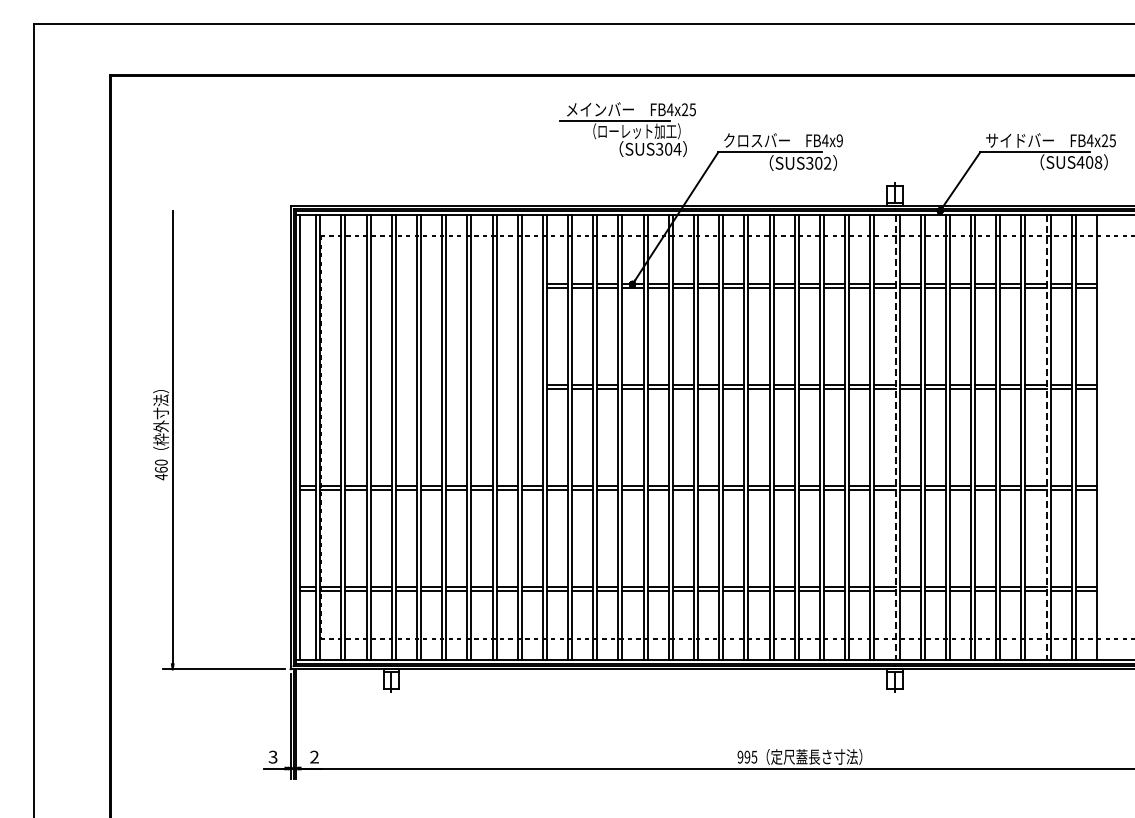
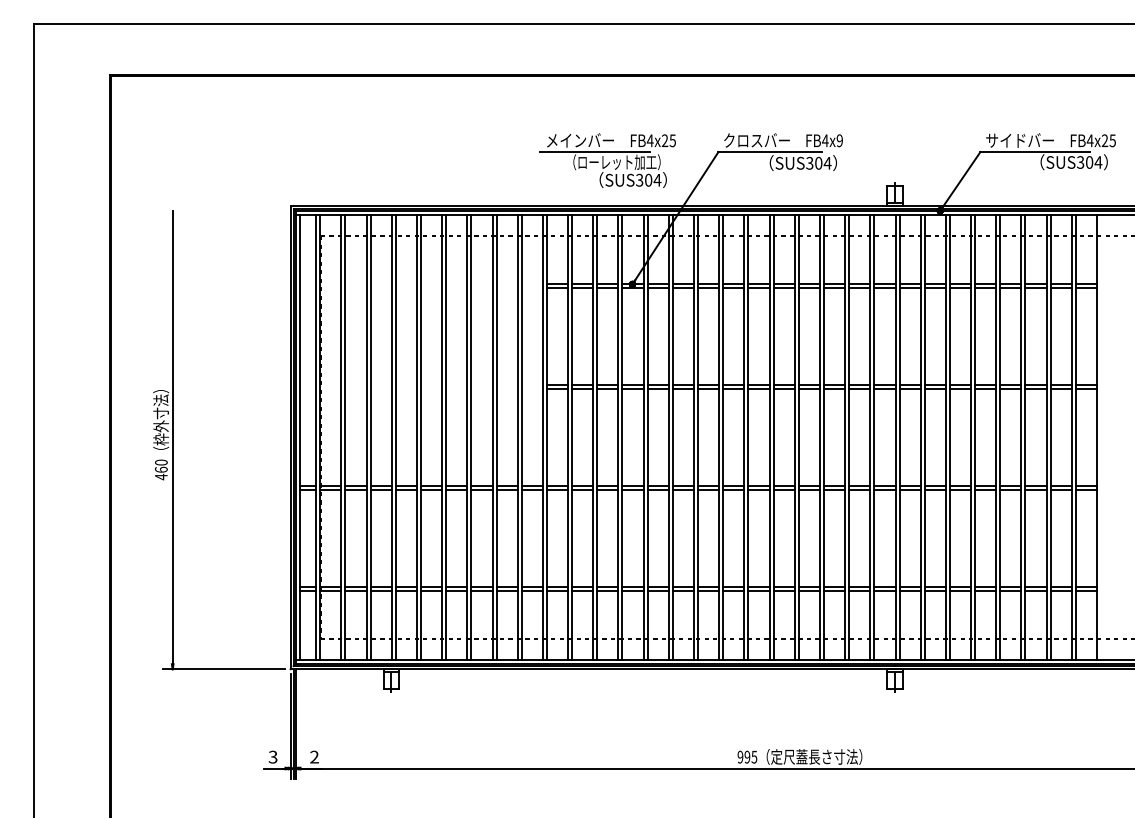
part position: (627, 129) -> (607, 160) (607, 160)
text: SUS302 -> SUS304 (827, 162)
text: SUS408 -> SUS304 (1089, 162)
line: dashed -> solid (895, 437)
line: dashed -> solid (1046, 437)
